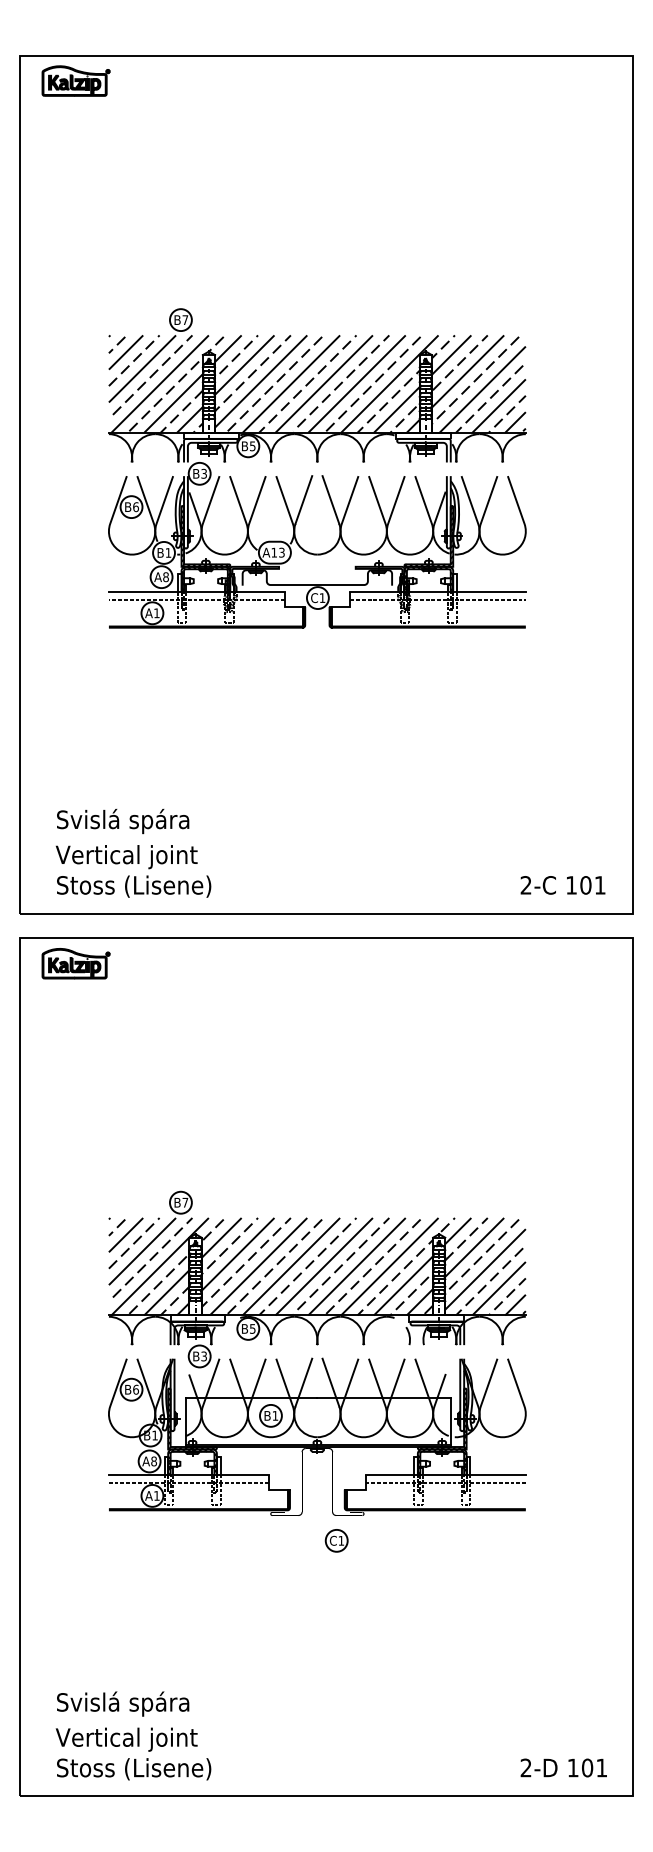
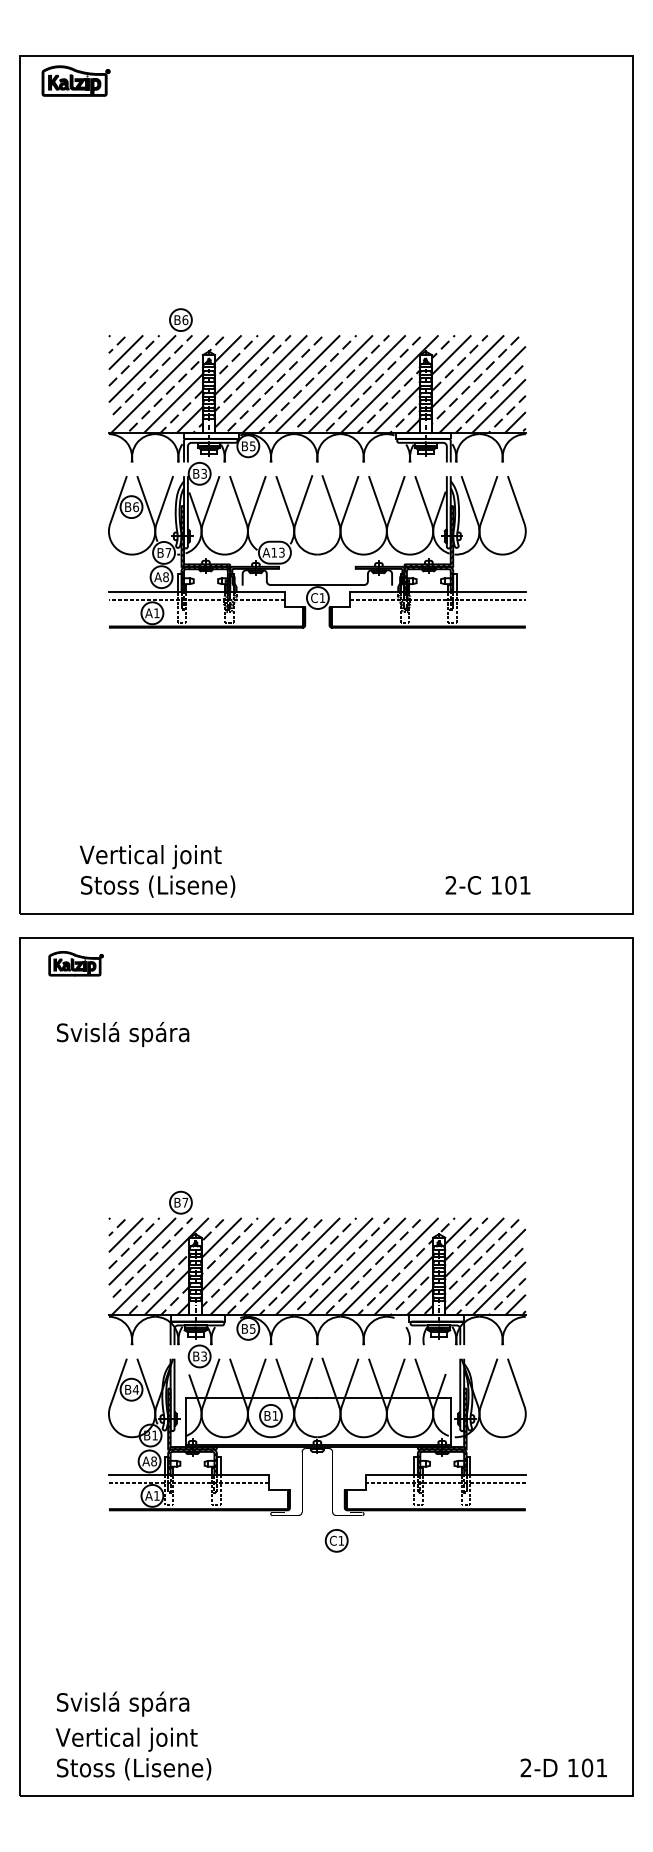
text: B7 -> B6 (185, 320)
text: B1 -> B7 (168, 552)
text position: (123, 821) -> (123, 1034) (123, 1034)
text position: (133, 871) -> (157, 871) (157, 871)
text position: (562, 885) -> (487, 885) (487, 885)
part size: 70x32 px -> 56x26 px (75, 963)
text: B6 -> B4 (135, 1389)
